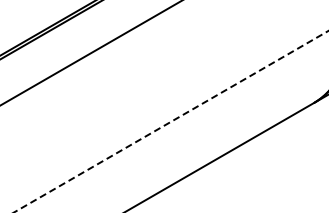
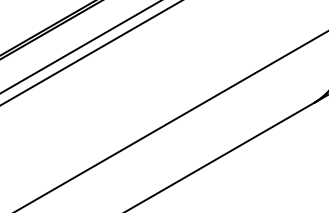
line: none -> present (80, 47)
line: dashed -> solid (171, 121)
